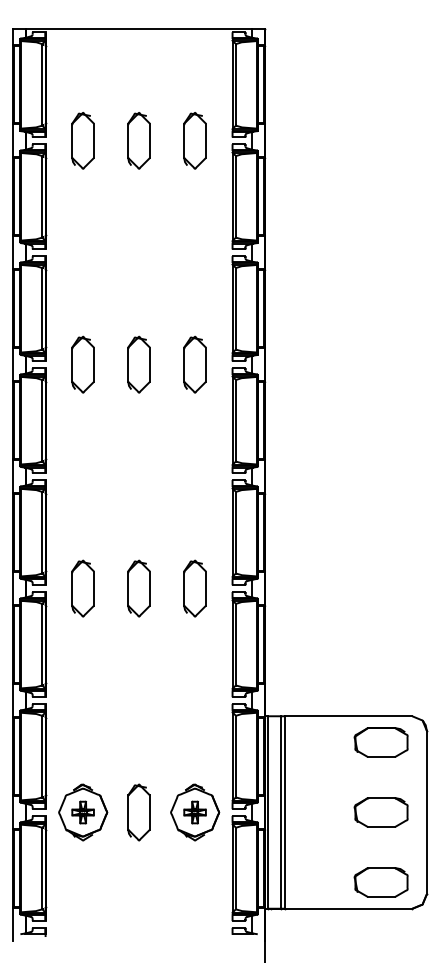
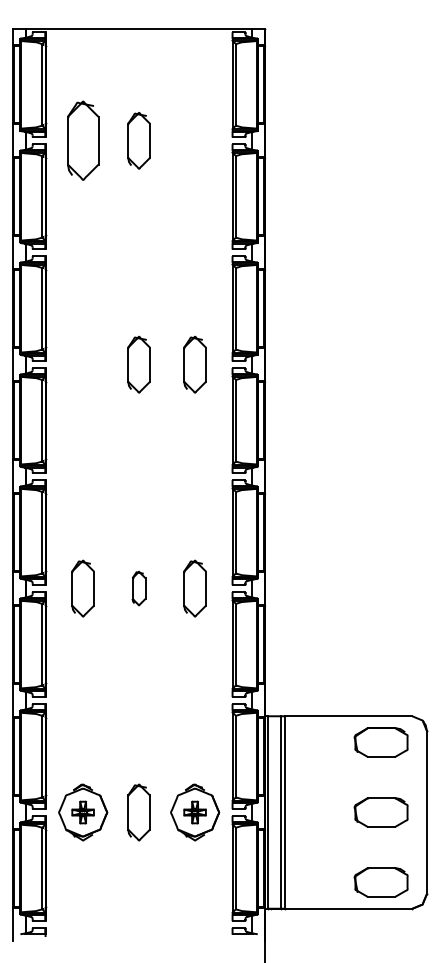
part size: 24x58 px -> 33x81 px (83, 140)
part: present -> none (194, 140)
part: present -> none (82, 364)
part size: 24x59 px -> 16x36 px (138, 588)
